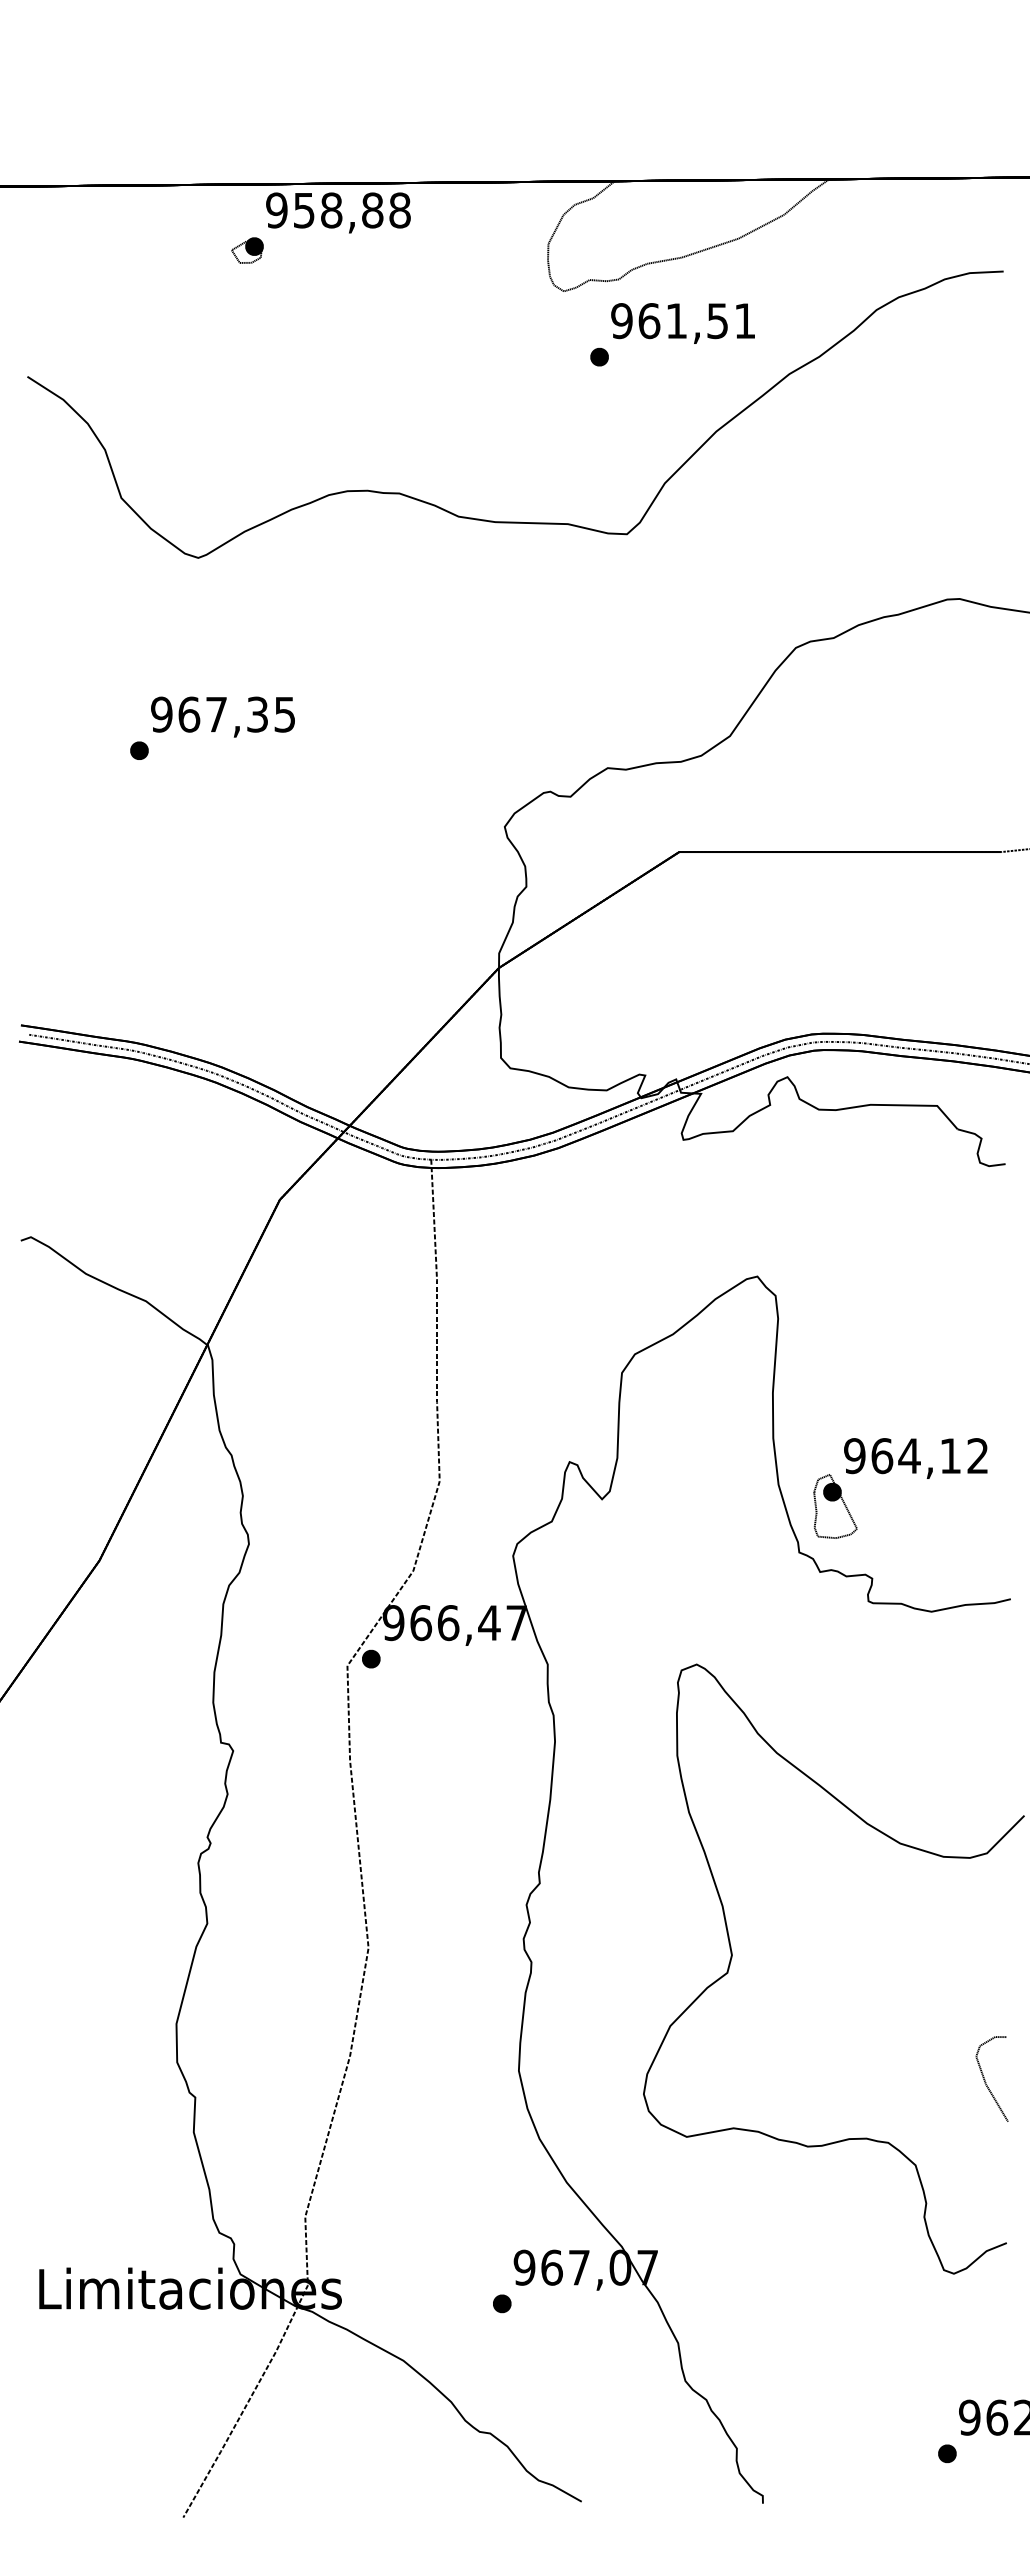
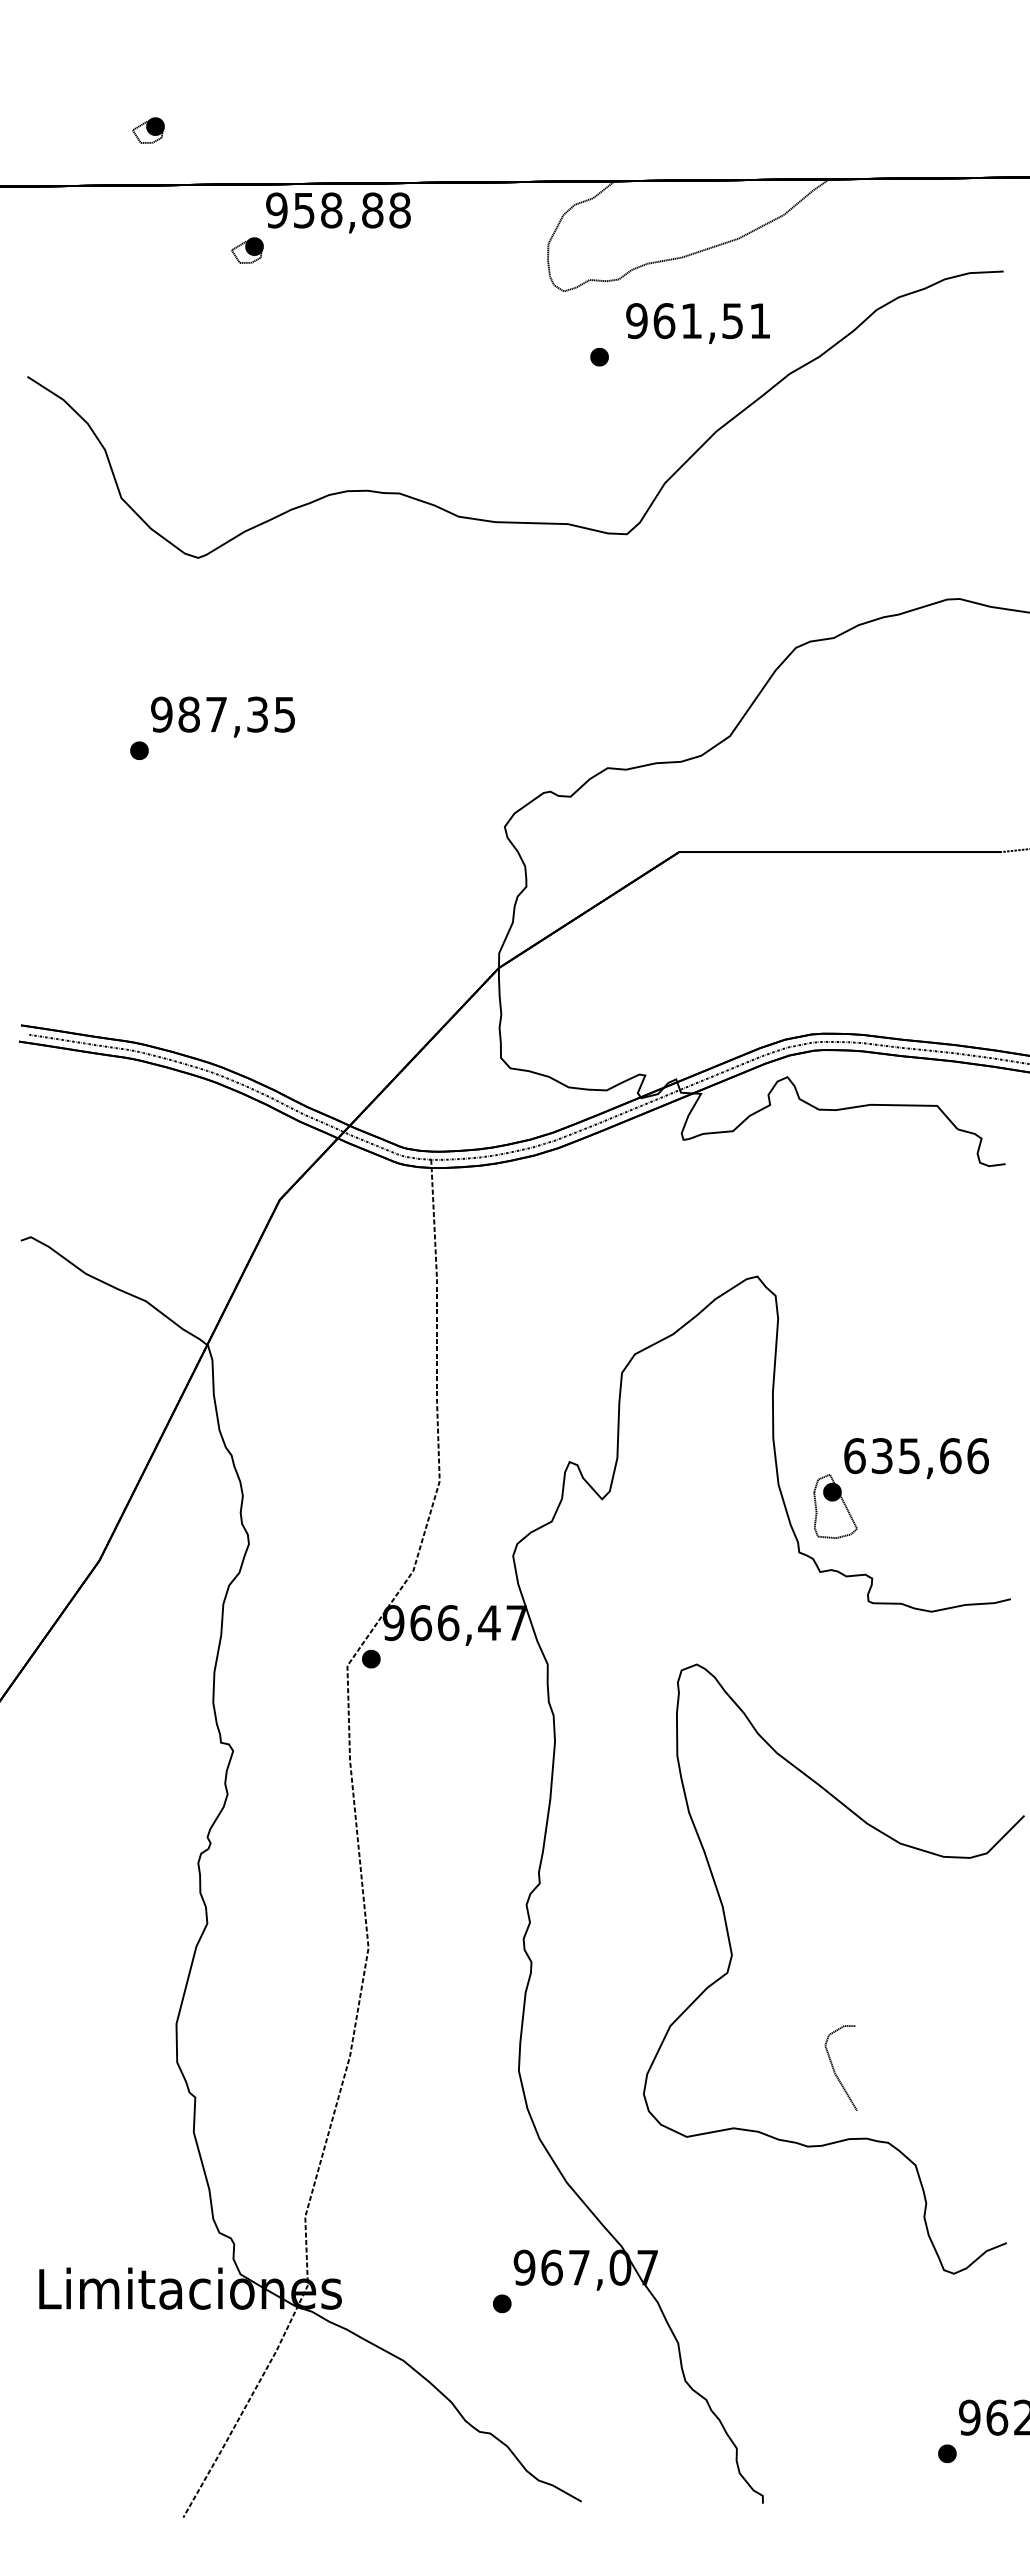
part: none -> present (148, 130)
text position: (682, 323) -> (697, 323) (697, 323)
text: 967,35 -> 987,35 (189, 714)
text: 964,12 -> 635,66 (916, 1456)
curve position: (985, 2079) -> (834, 2068) (834, 2068)
